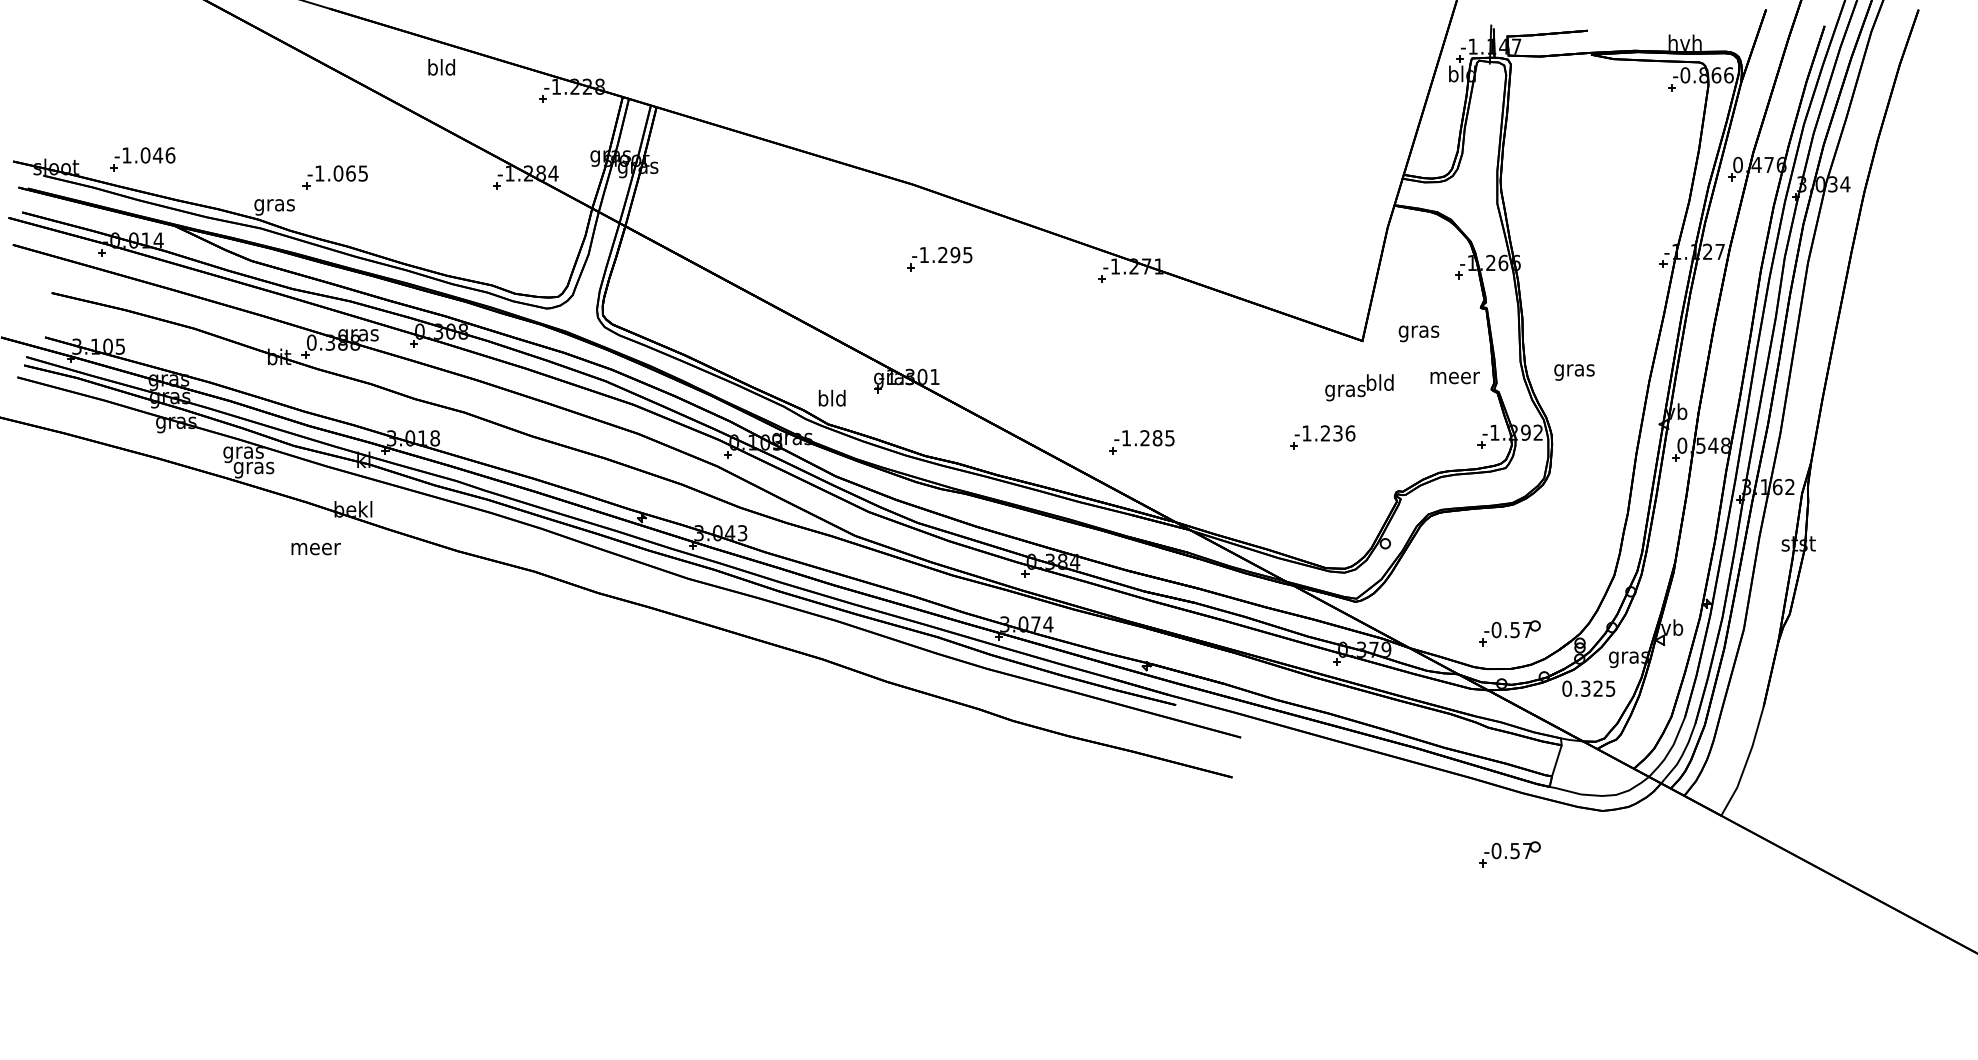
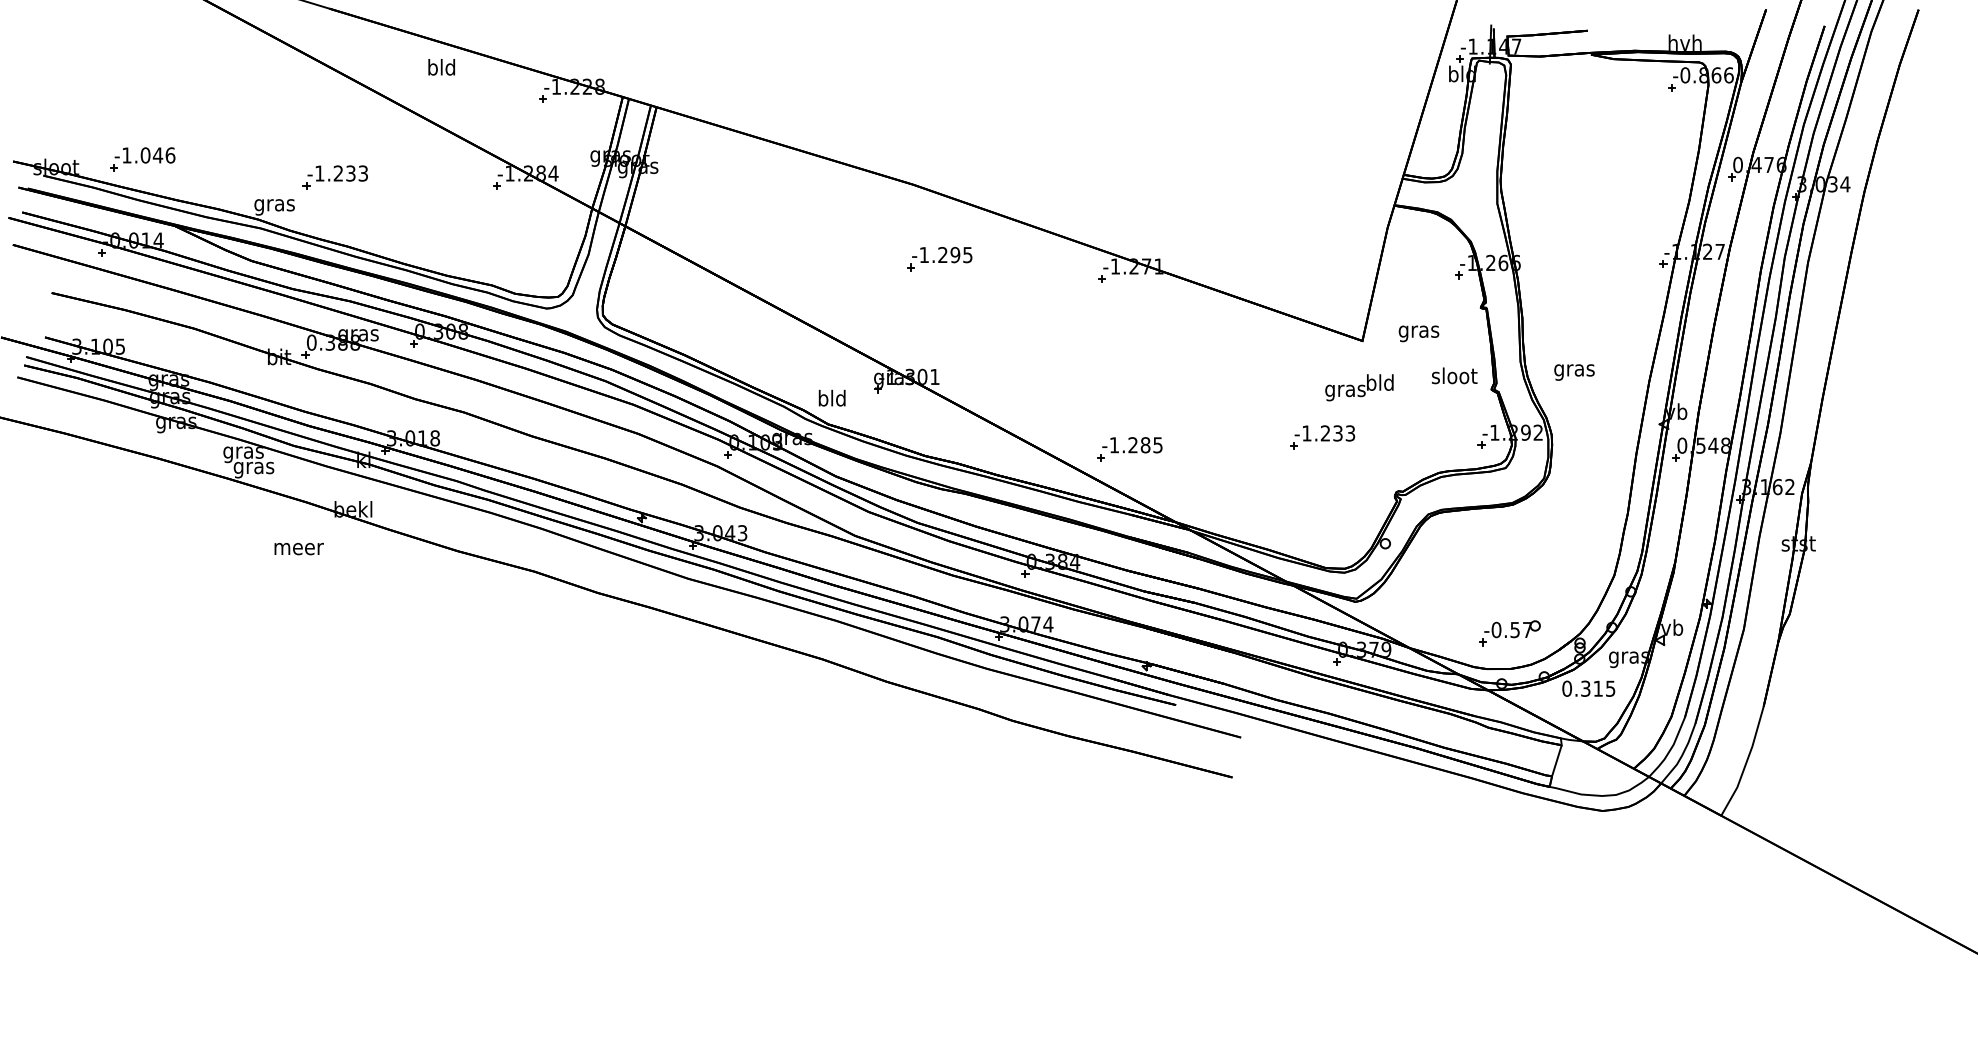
text: -1.065 -> -1.233 (350, 173)
text: meer -> sloot (1454, 375)
text: -1.236 -> -1.233 (1350, 433)
part position: (1141, 442) -> (1129, 449) (1129, 449)
text position: (315, 549) -> (298, 549) (298, 549)
text: 0.325 -> 0.315 (1597, 688)
part: present -> none (1509, 854)
